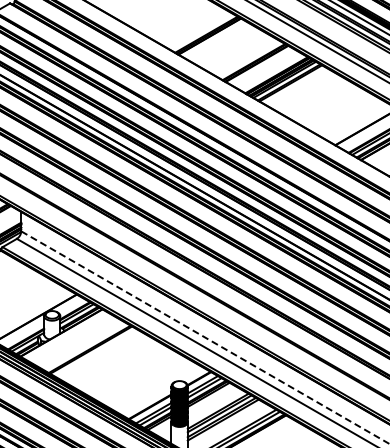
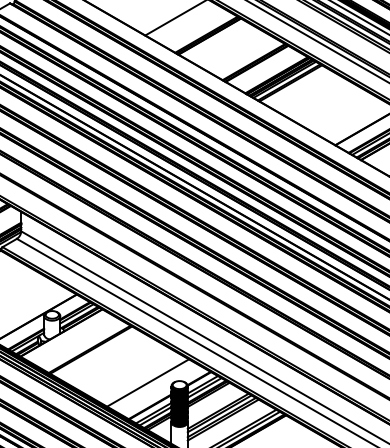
line: none -> present (173, 18)
line: dashed -> solid (205, 337)
line: none -> present (148, 382)
